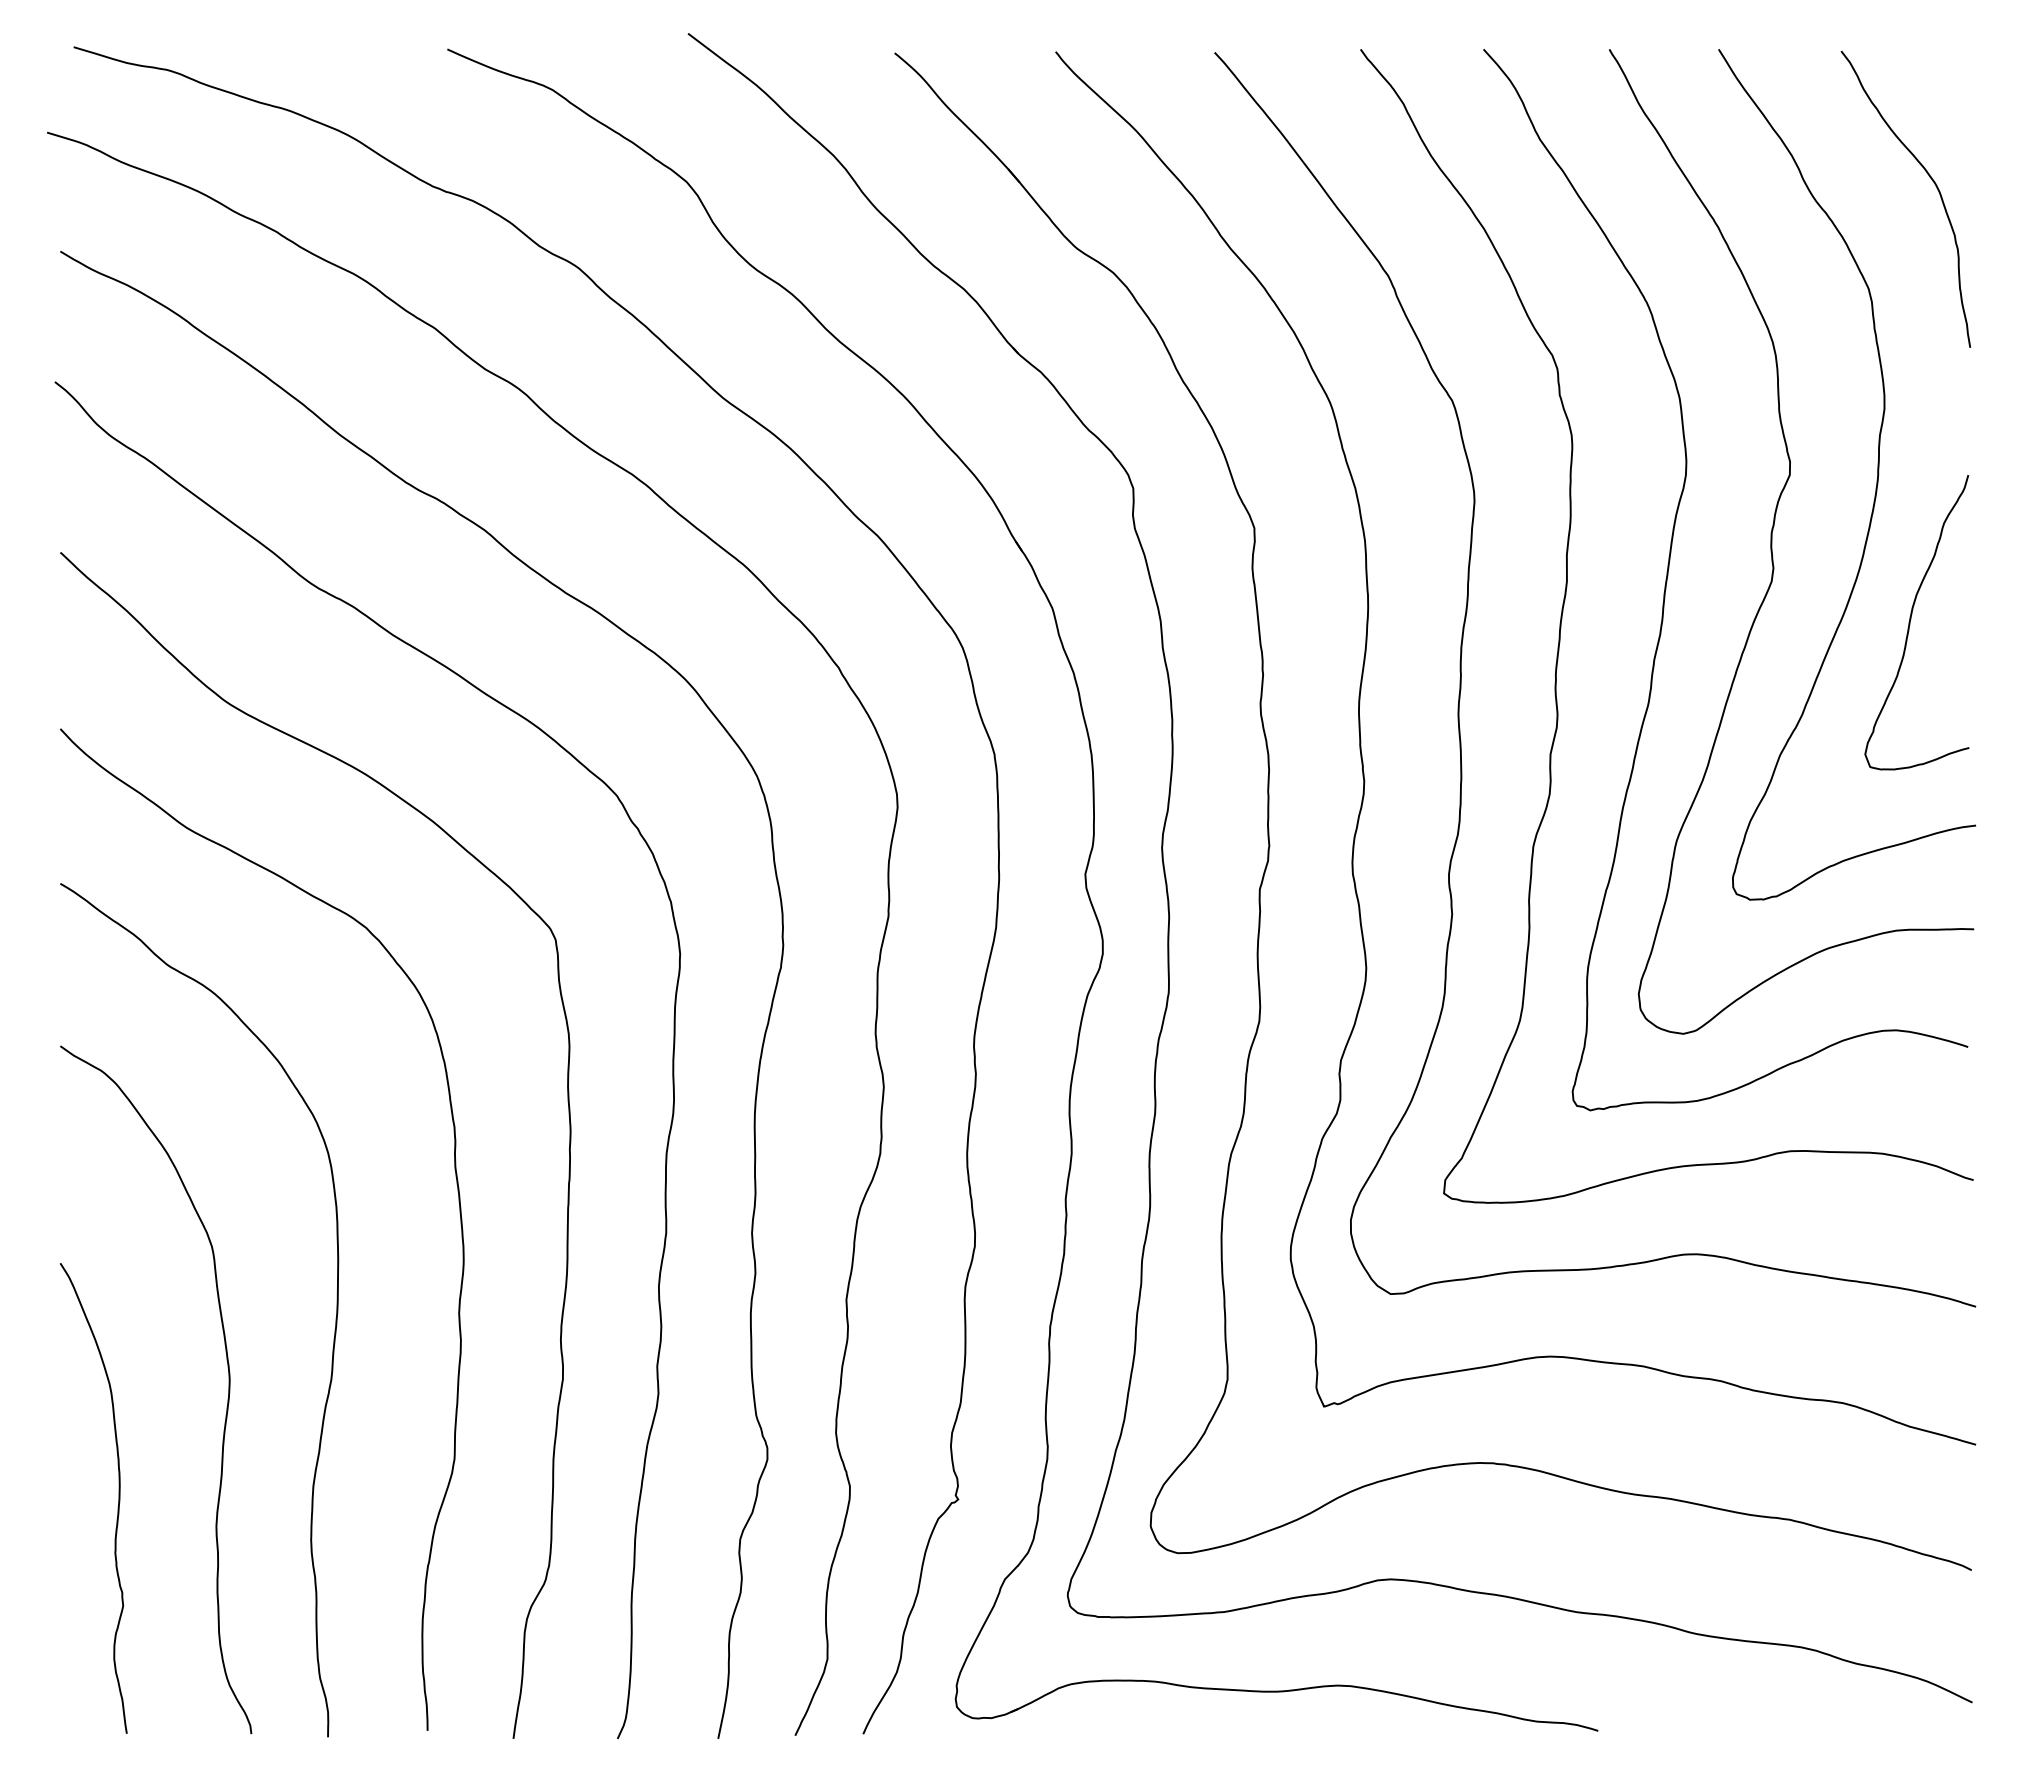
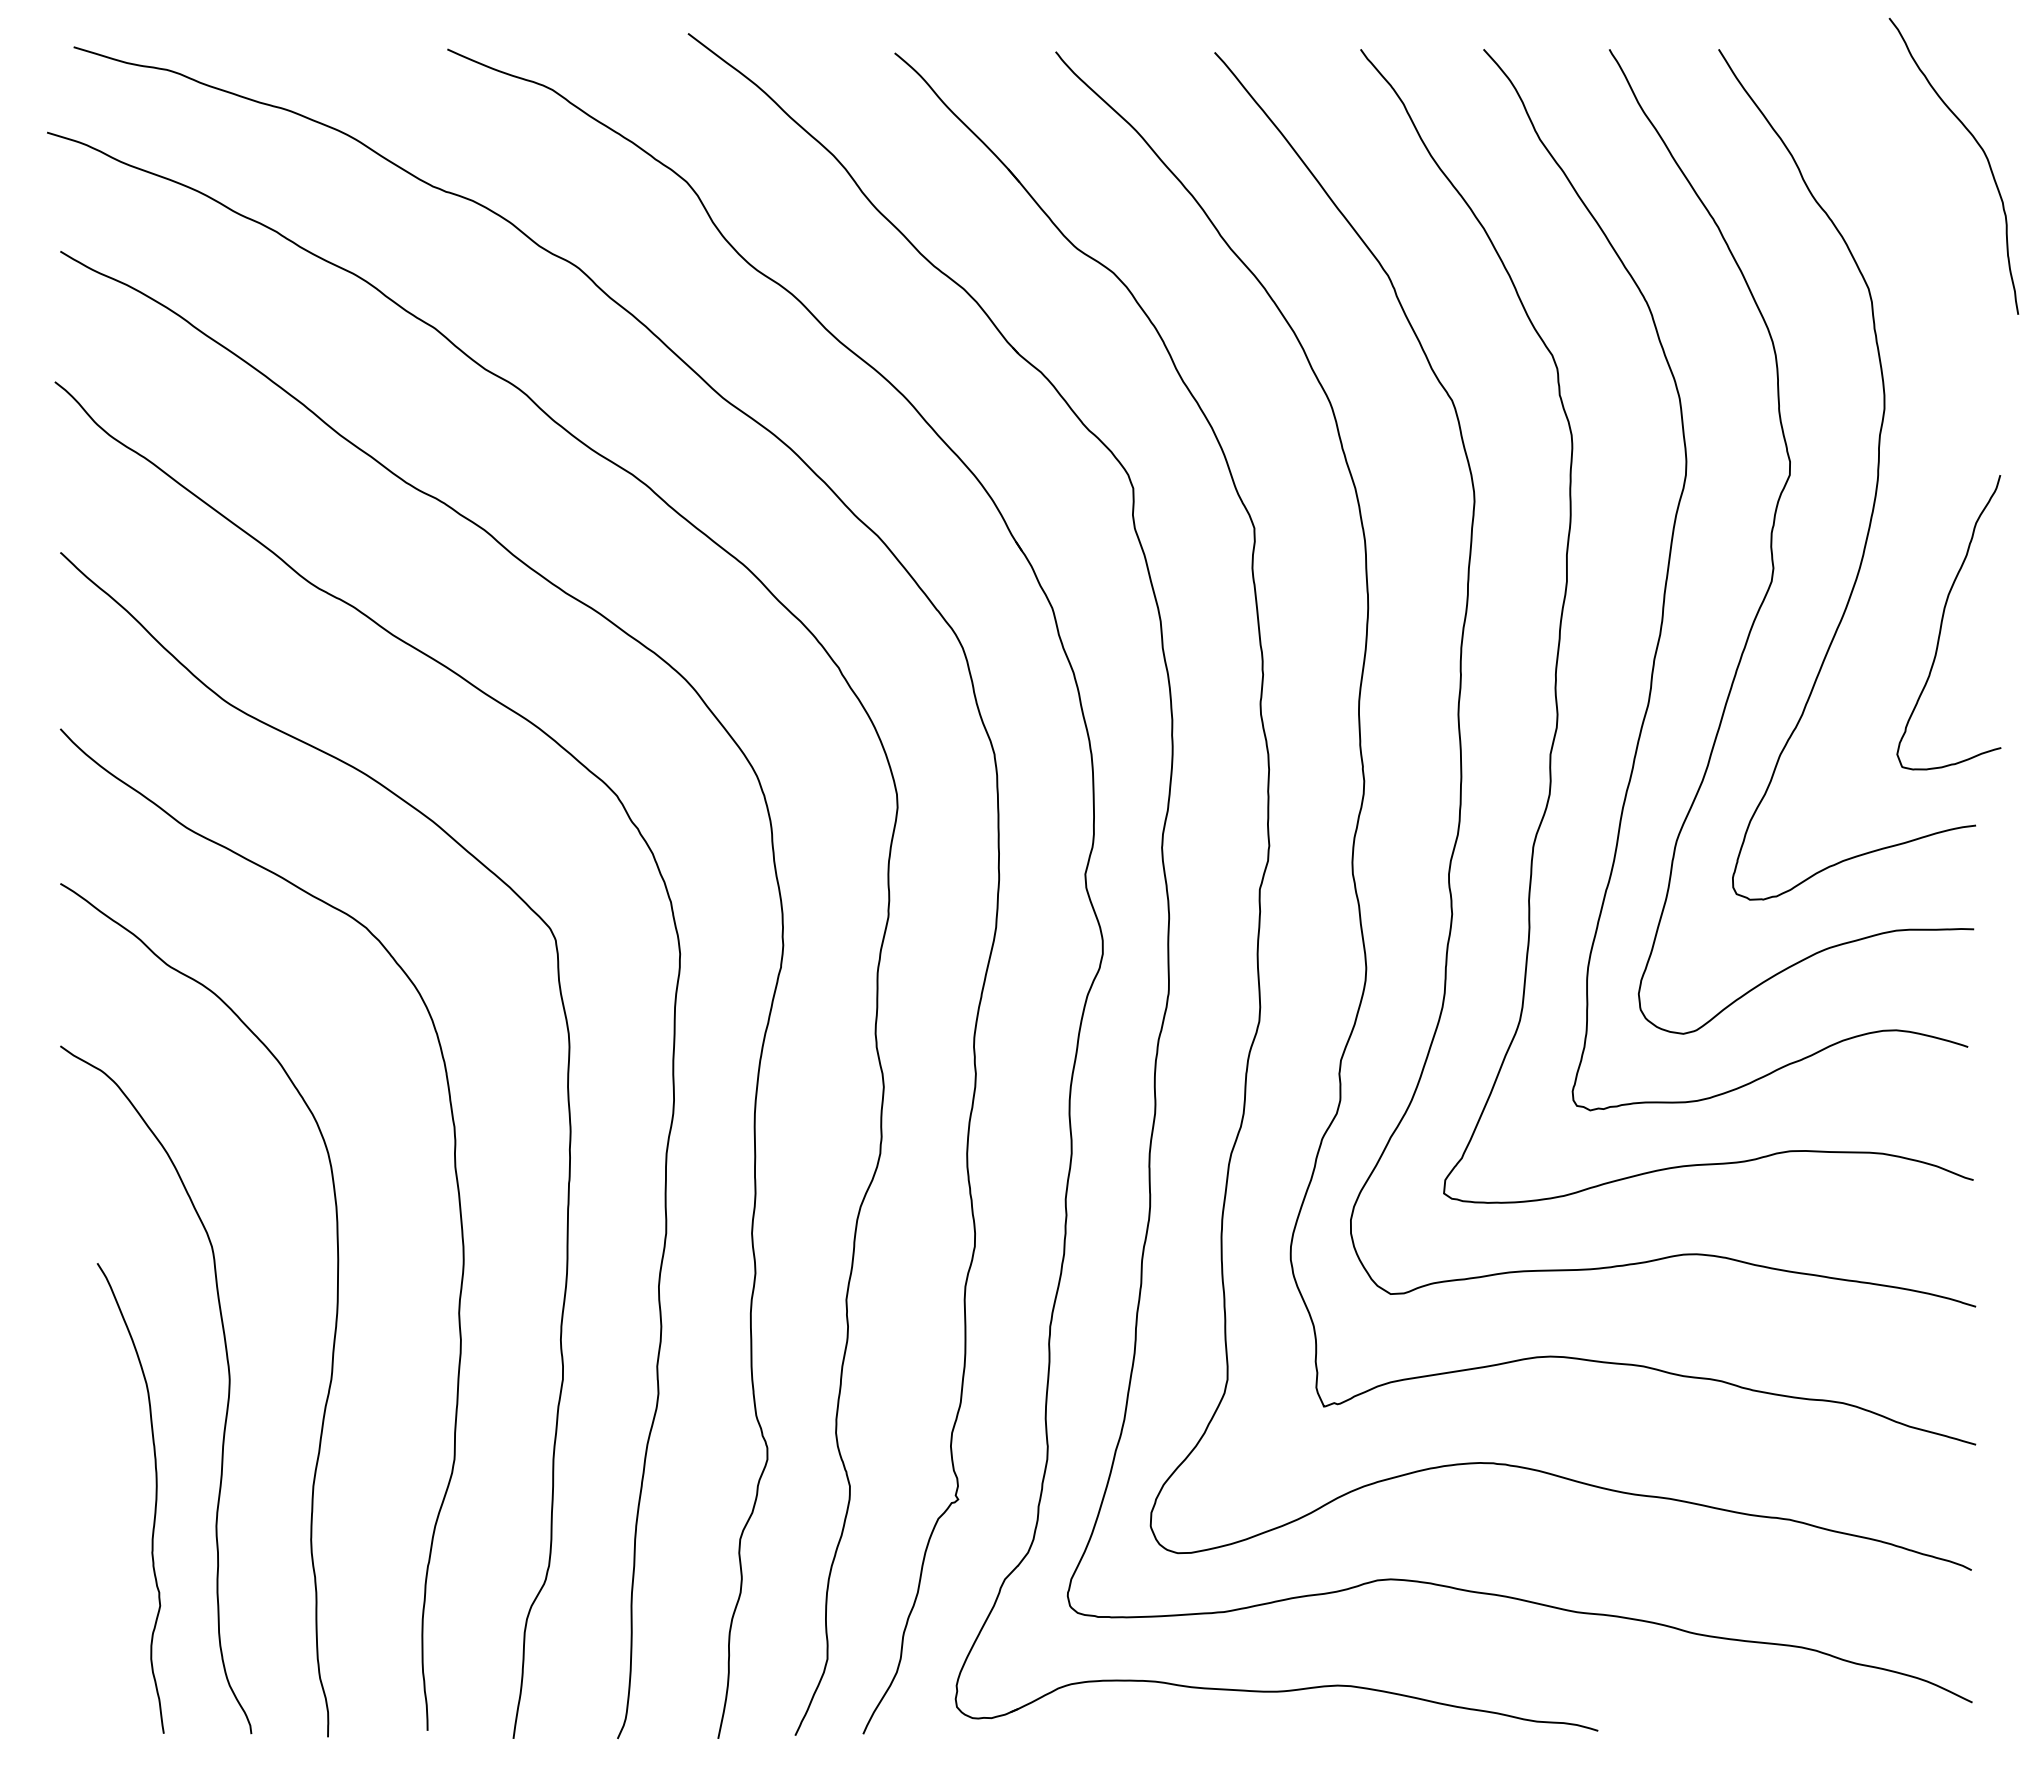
curve position: (1932, 181) -> (1980, 148) (1980, 148)
curve position: (1911, 619) -> (1943, 619) (1943, 619)
curve position: (118, 1498) -> (155, 1498) (155, 1498)
